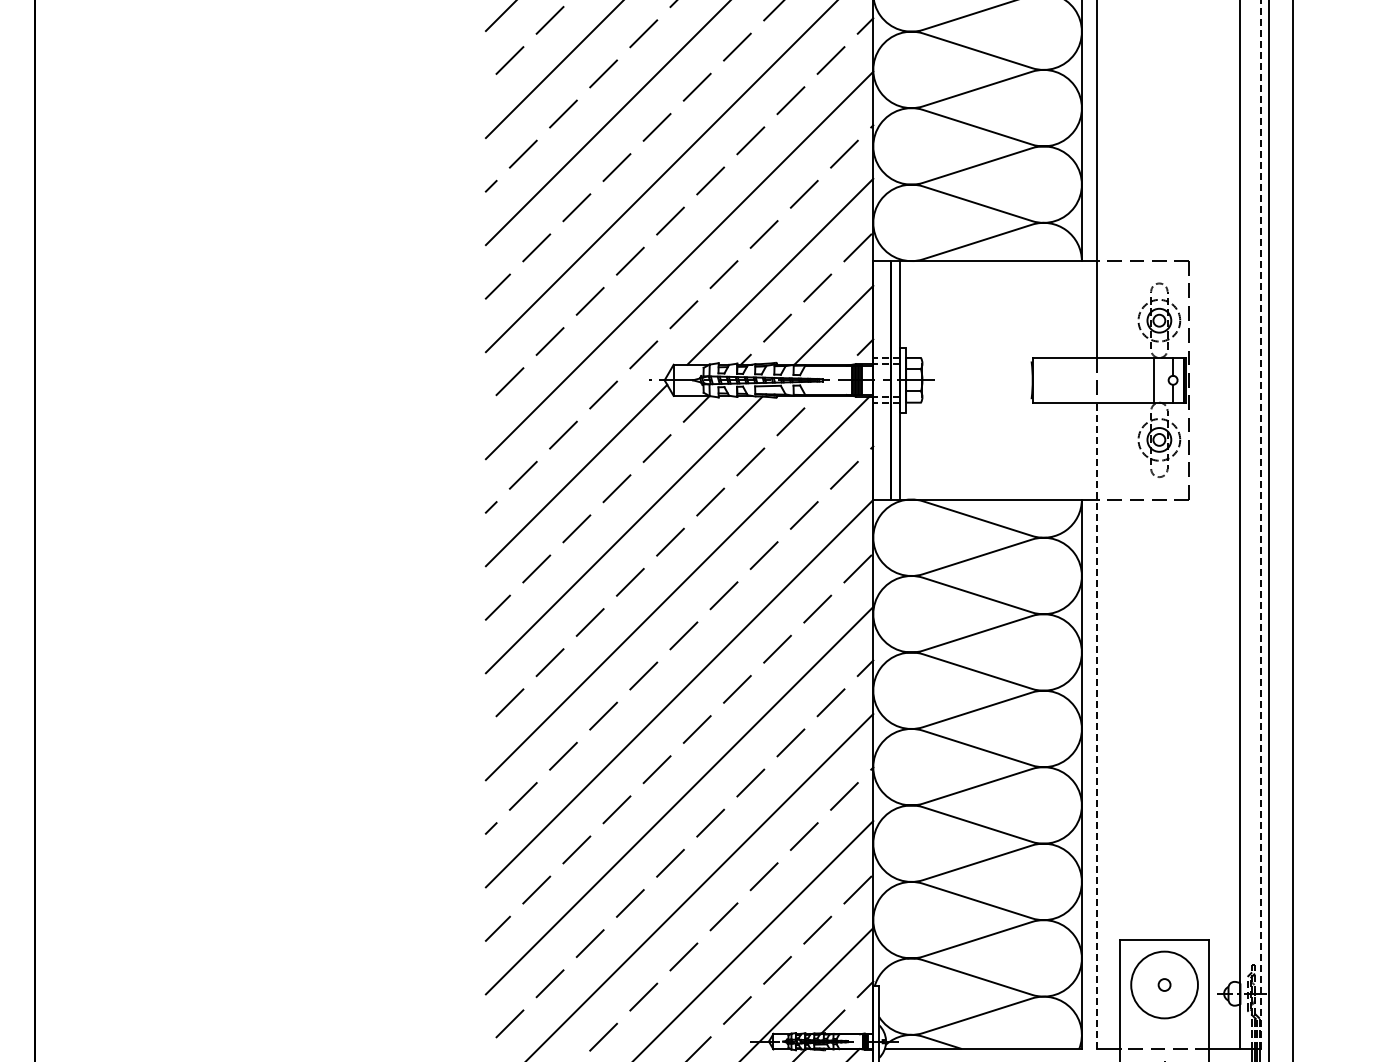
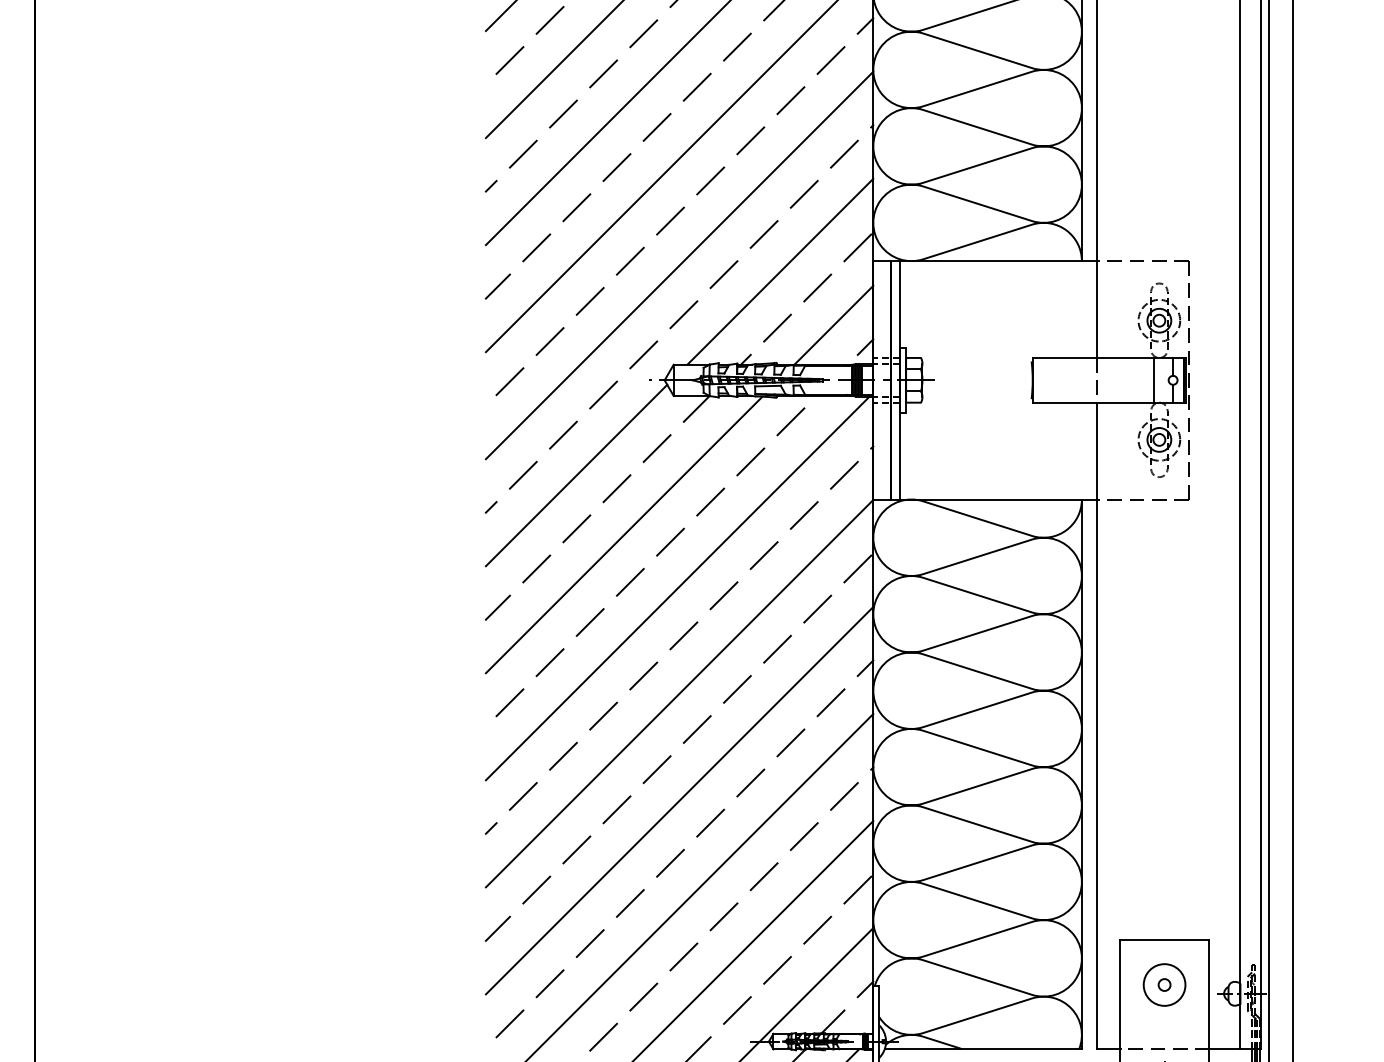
line: dashed -> solid (1260, 524)
line: dashed -> solid (1096, 725)
circle diameter: 67 px -> 42 px (1164, 984)
